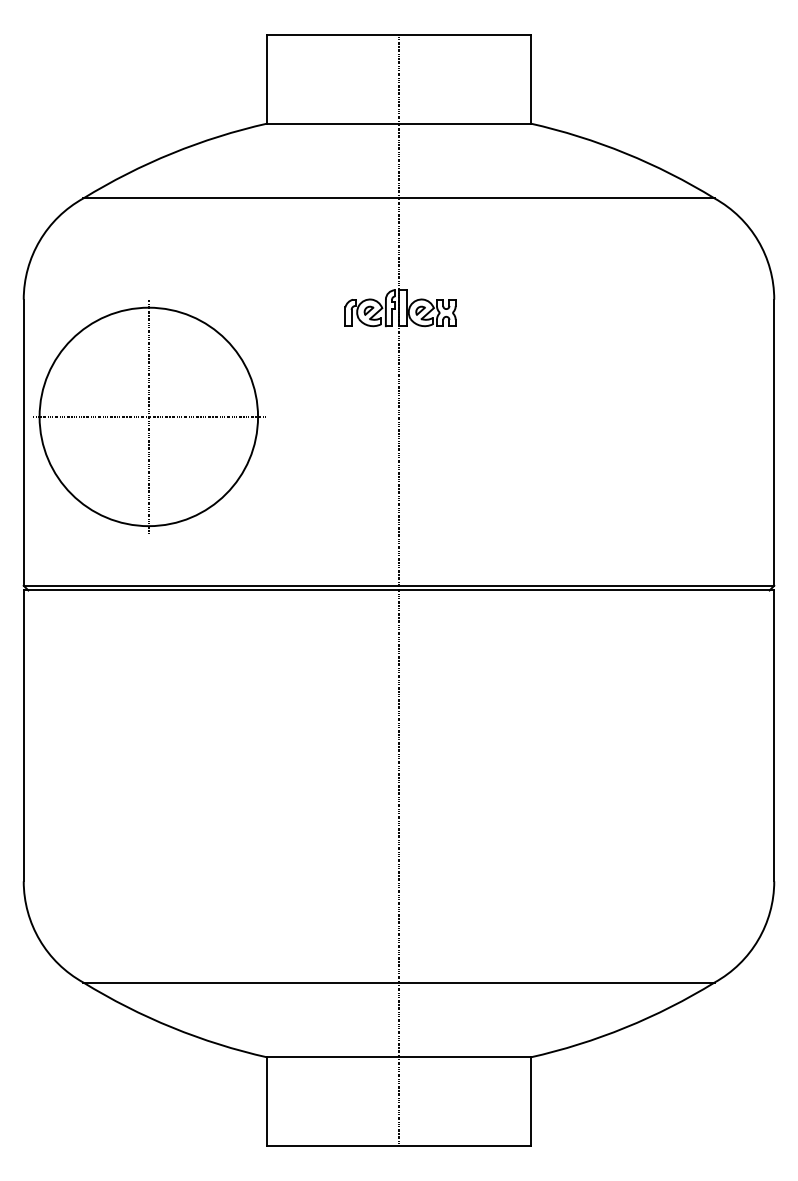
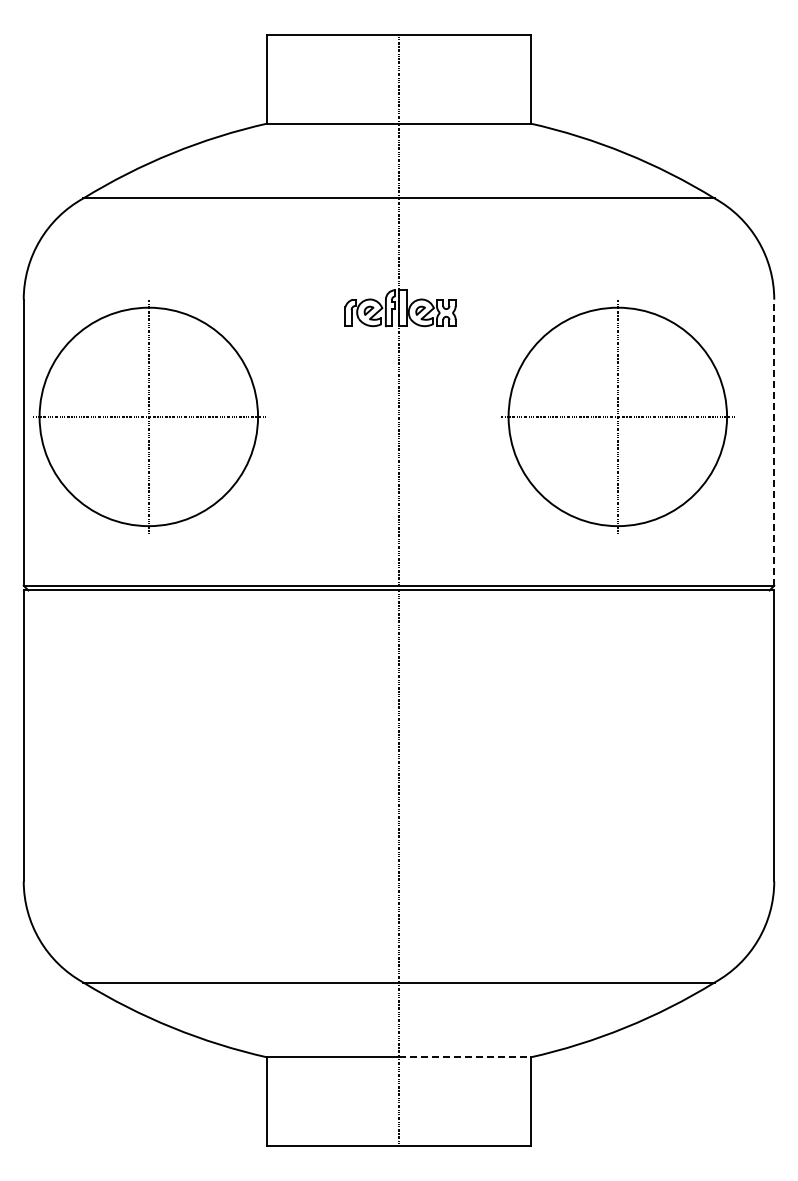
part: none -> present (618, 416)
line: solid -> dashed (774, 442)
line: solid -> dashed (464, 1057)
